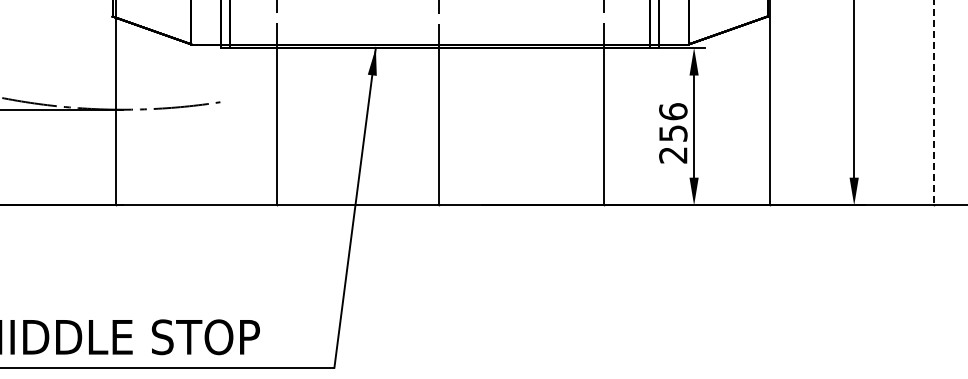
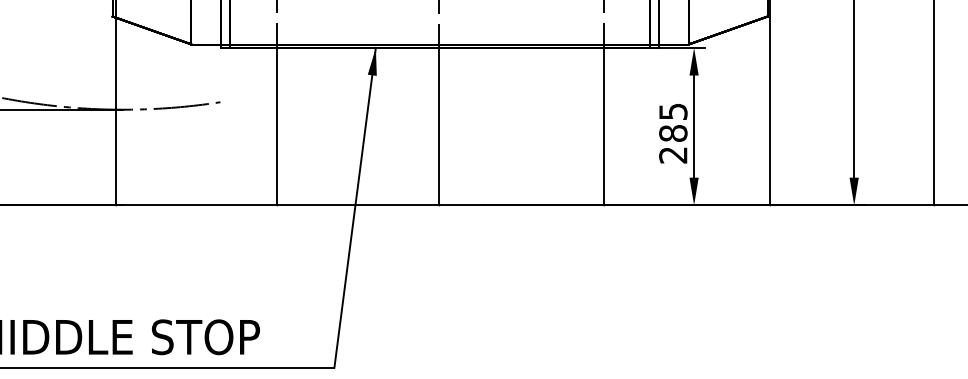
line: dashed -> solid (934, 103)
text: 256 -> 285 (673, 122)
